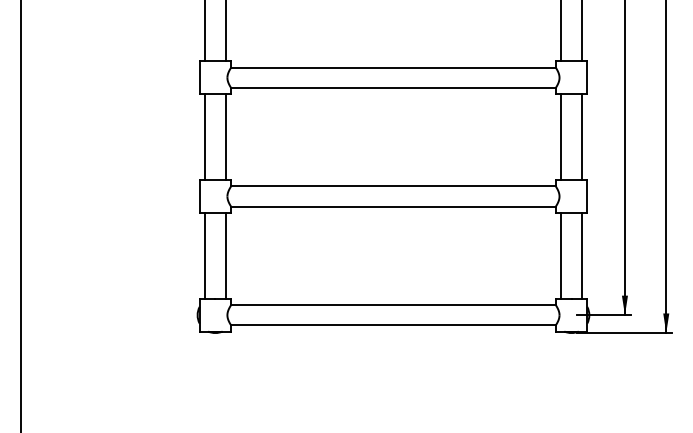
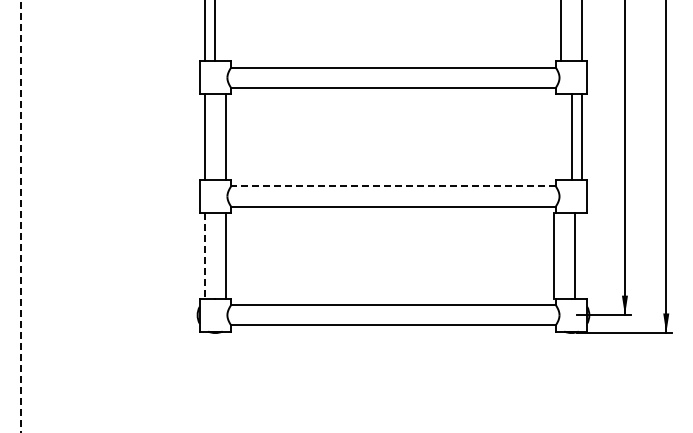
line position: (225, 31) -> (214, 31) (214, 31)
line position: (561, 137) -> (572, 137) (572, 137)
line: solid -> dashed (392, 186)
line: solid -> dashed (20, 216)
line position: (561, 255) -> (554, 255) (554, 255)
line position: (581, 255) -> (574, 255) (574, 255)
line: solid -> dashed (205, 256)
